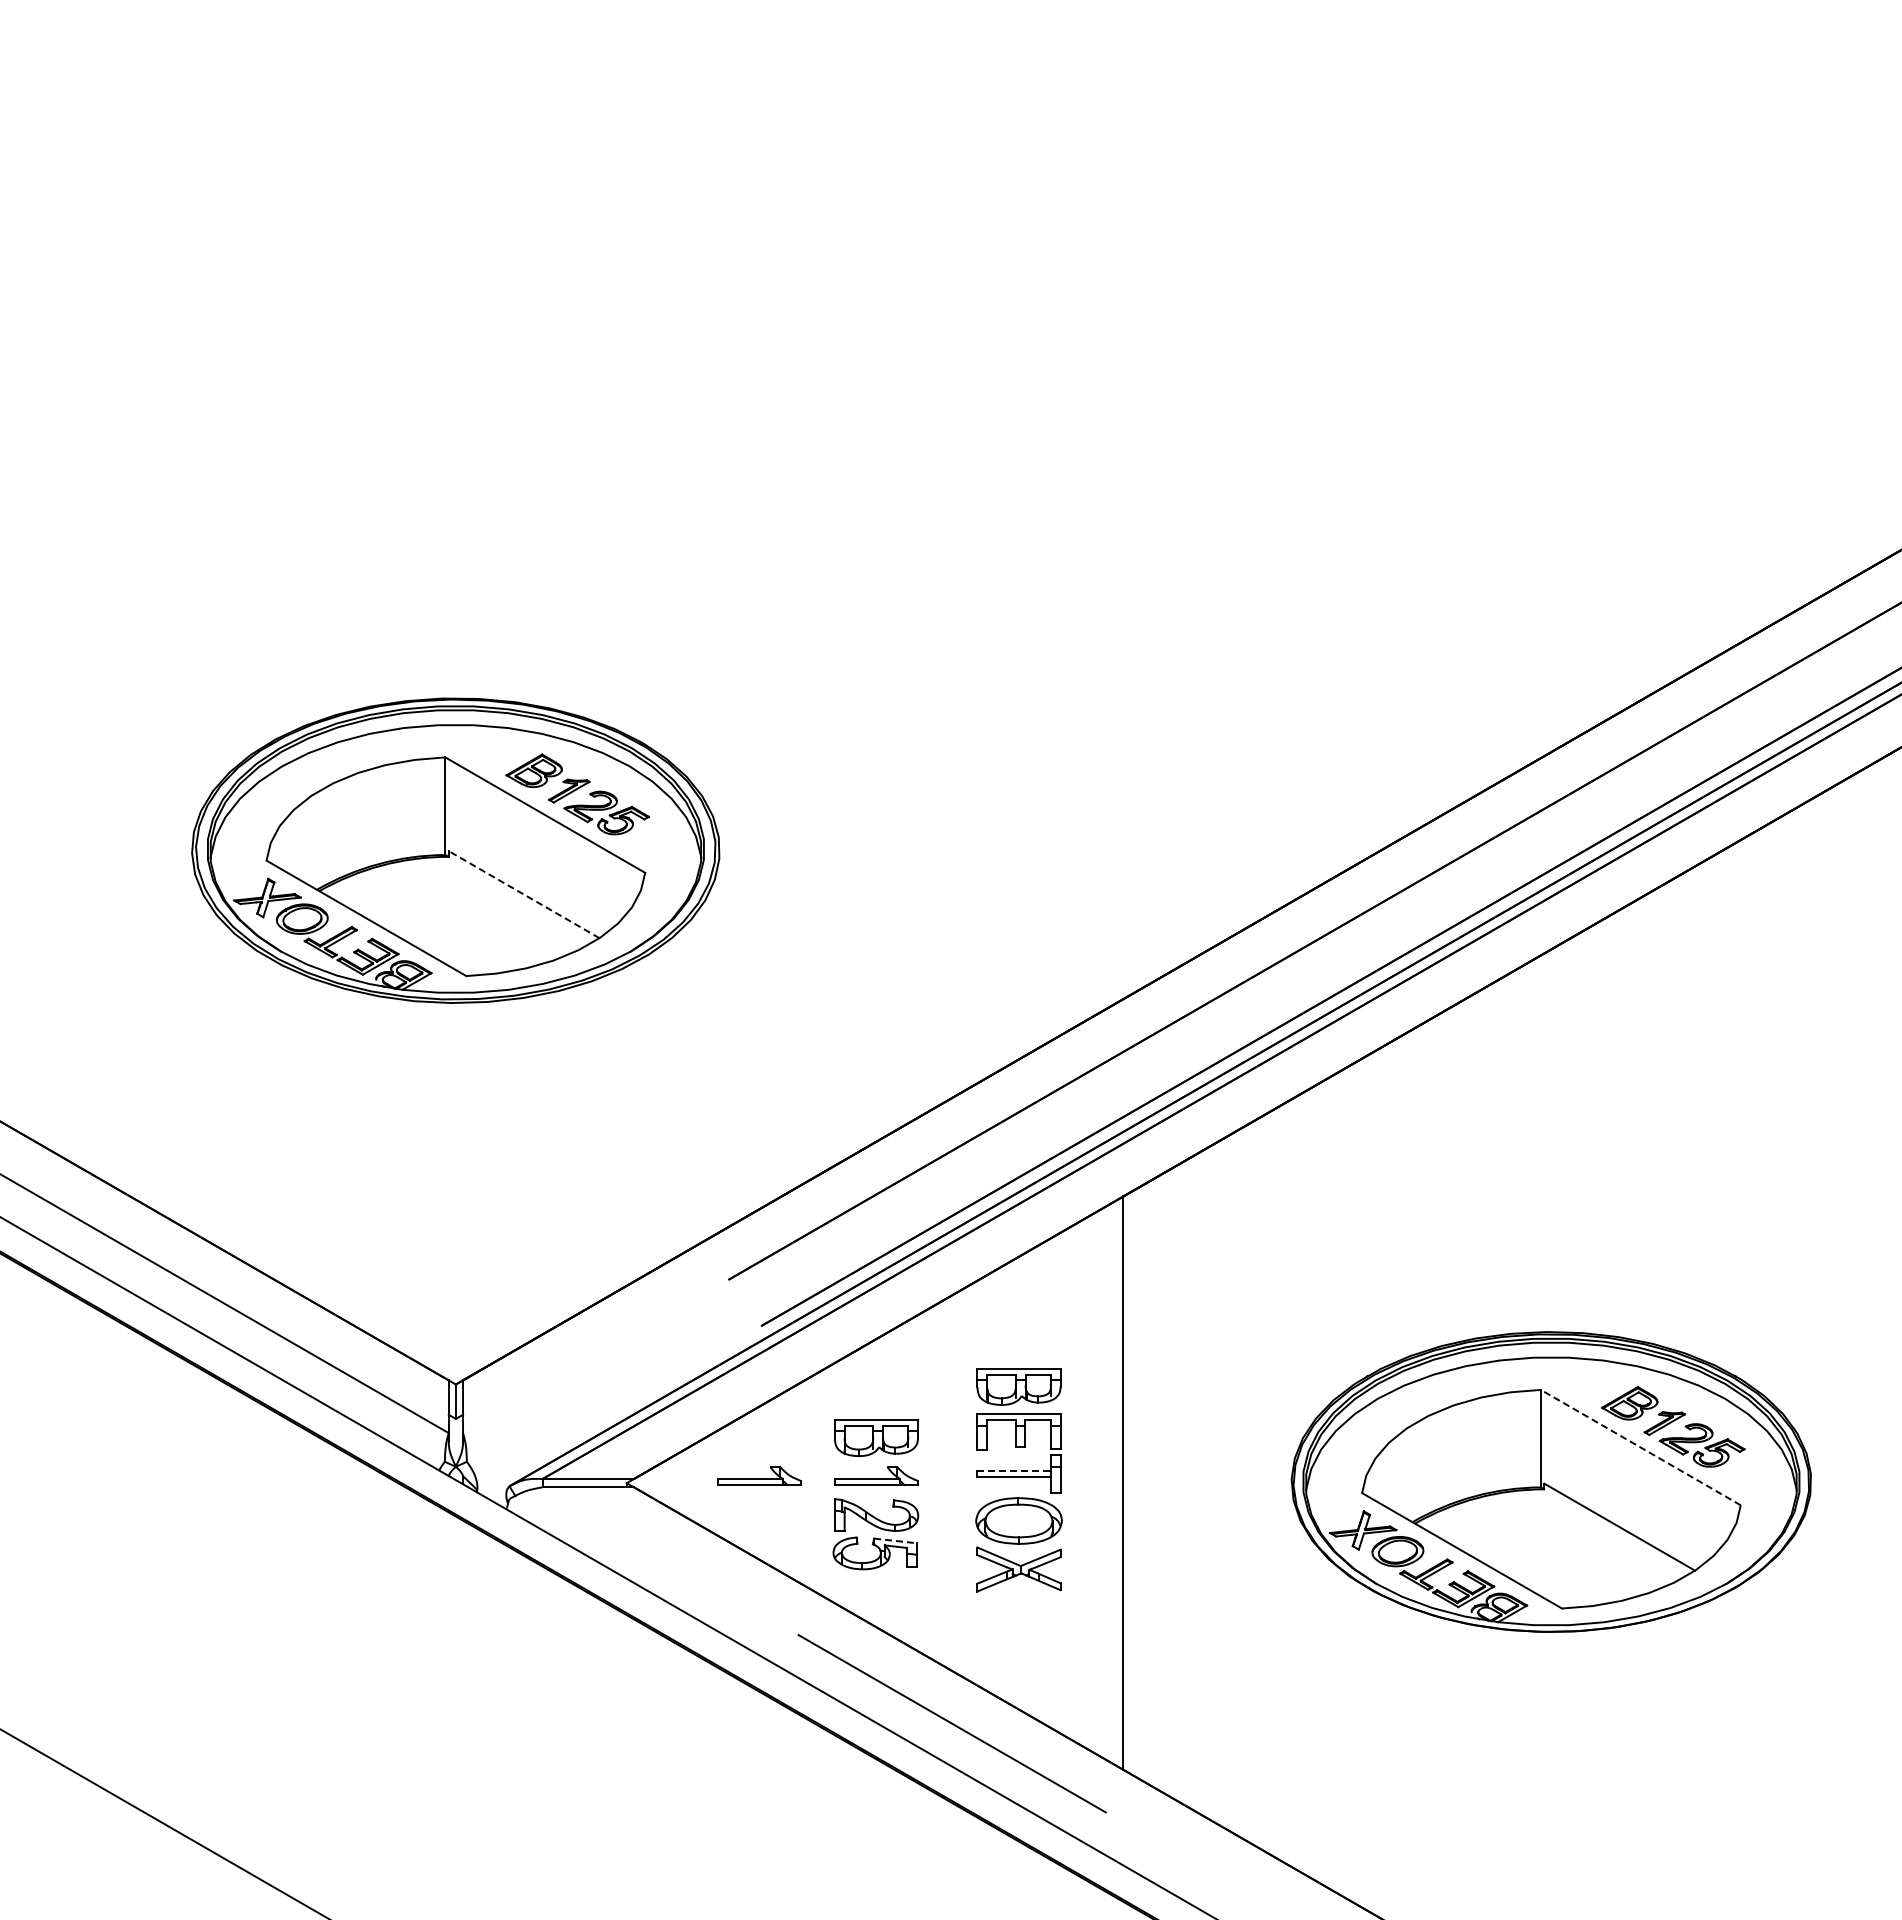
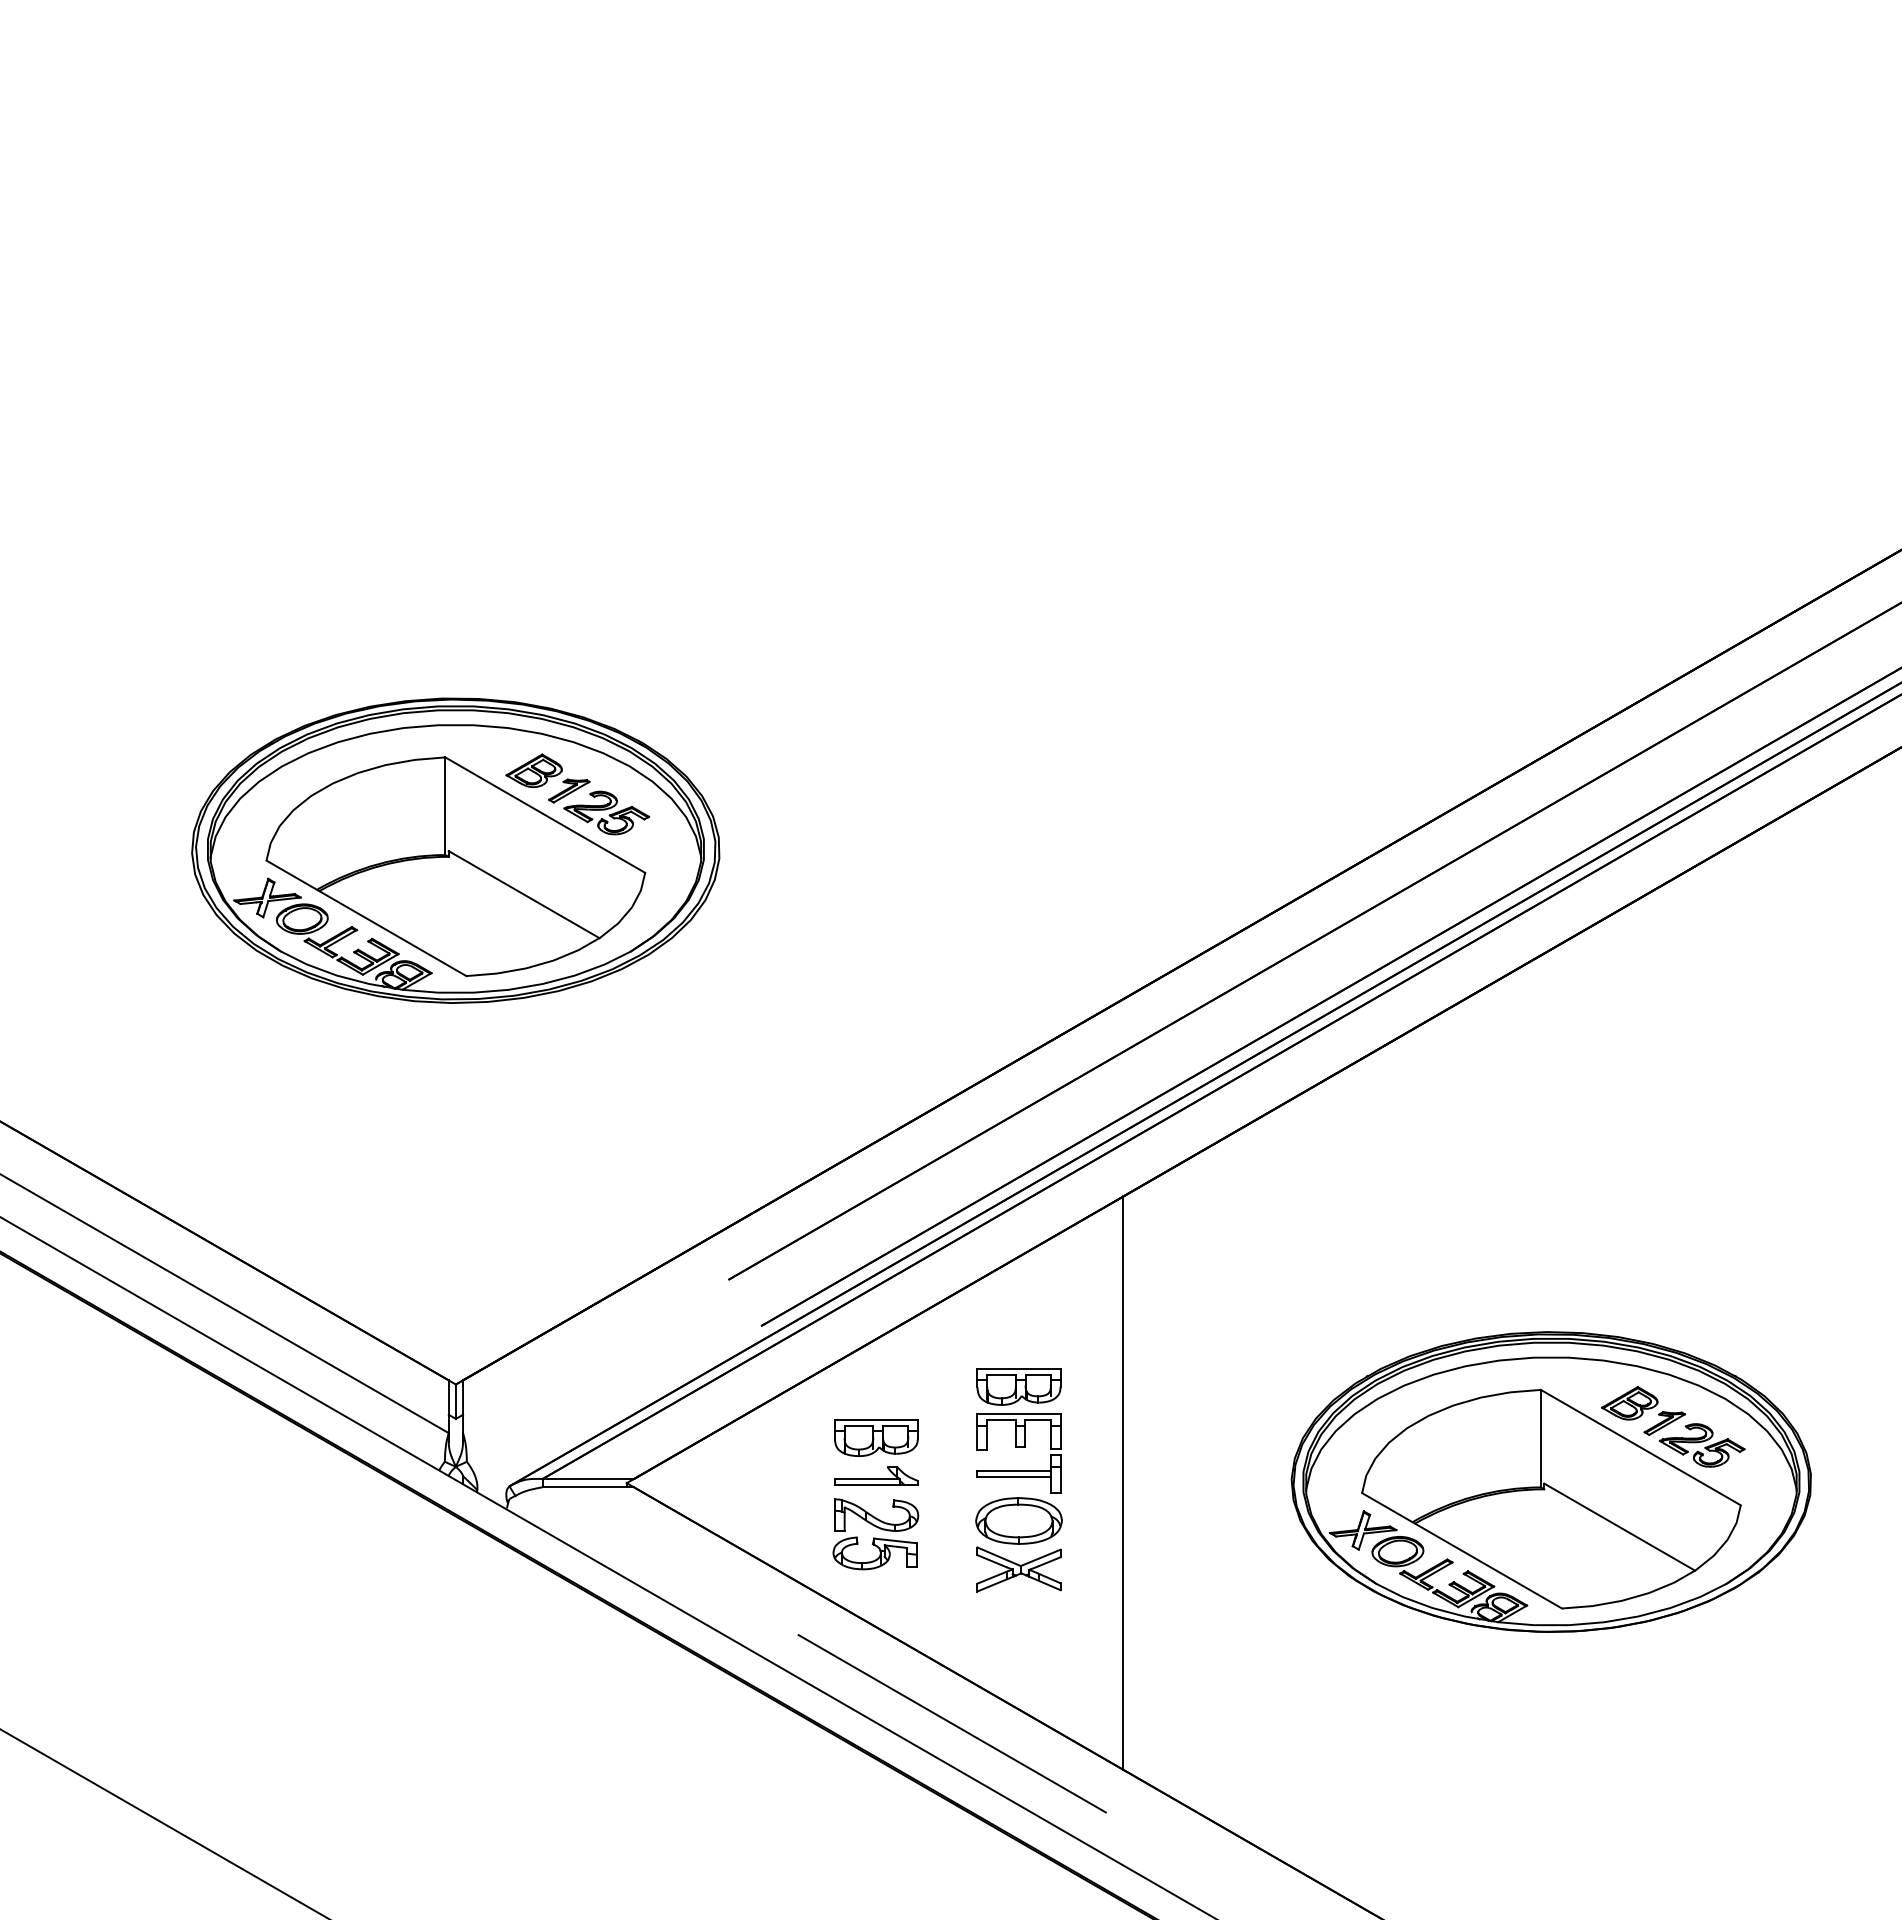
line: dashed -> solid (523, 894)
line: dashed -> solid (1640, 1447)
line: dashed -> solid (1014, 1471)
part: present -> none (759, 1475)
line: dashed -> solid (895, 1540)
